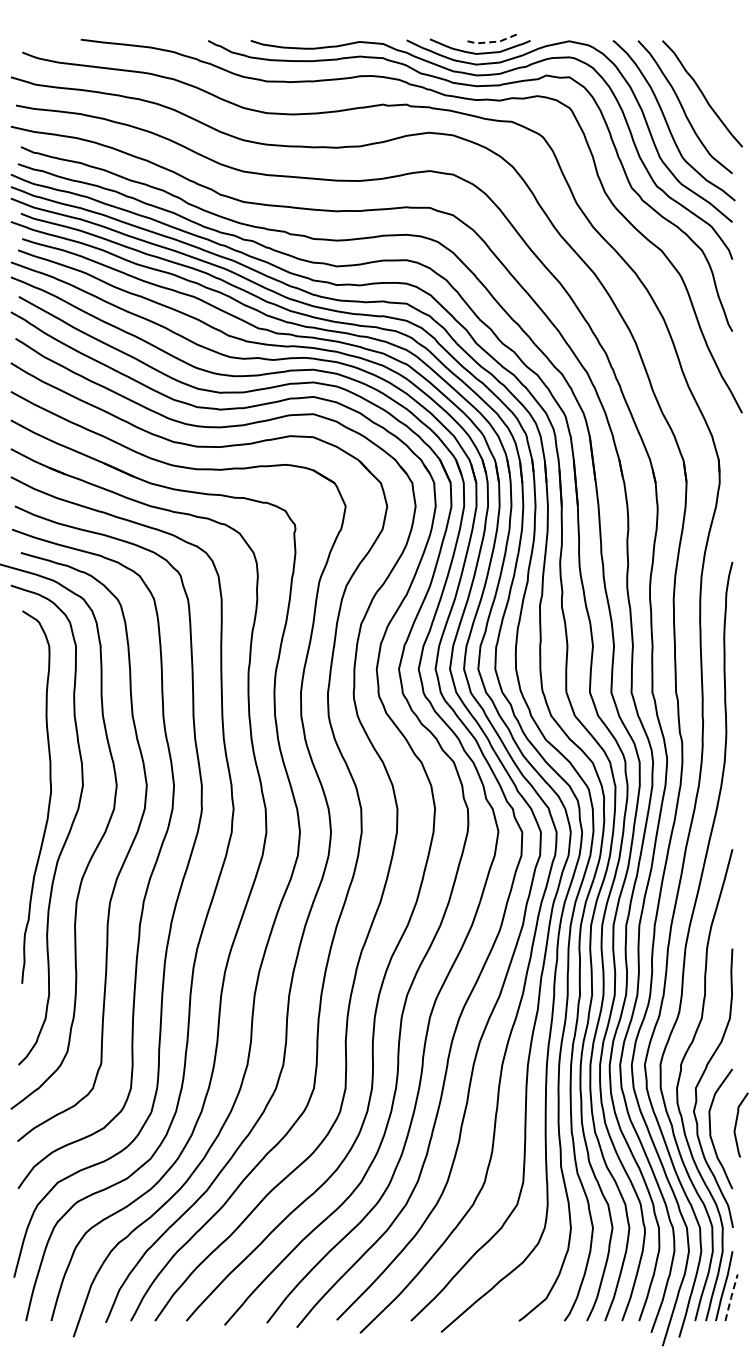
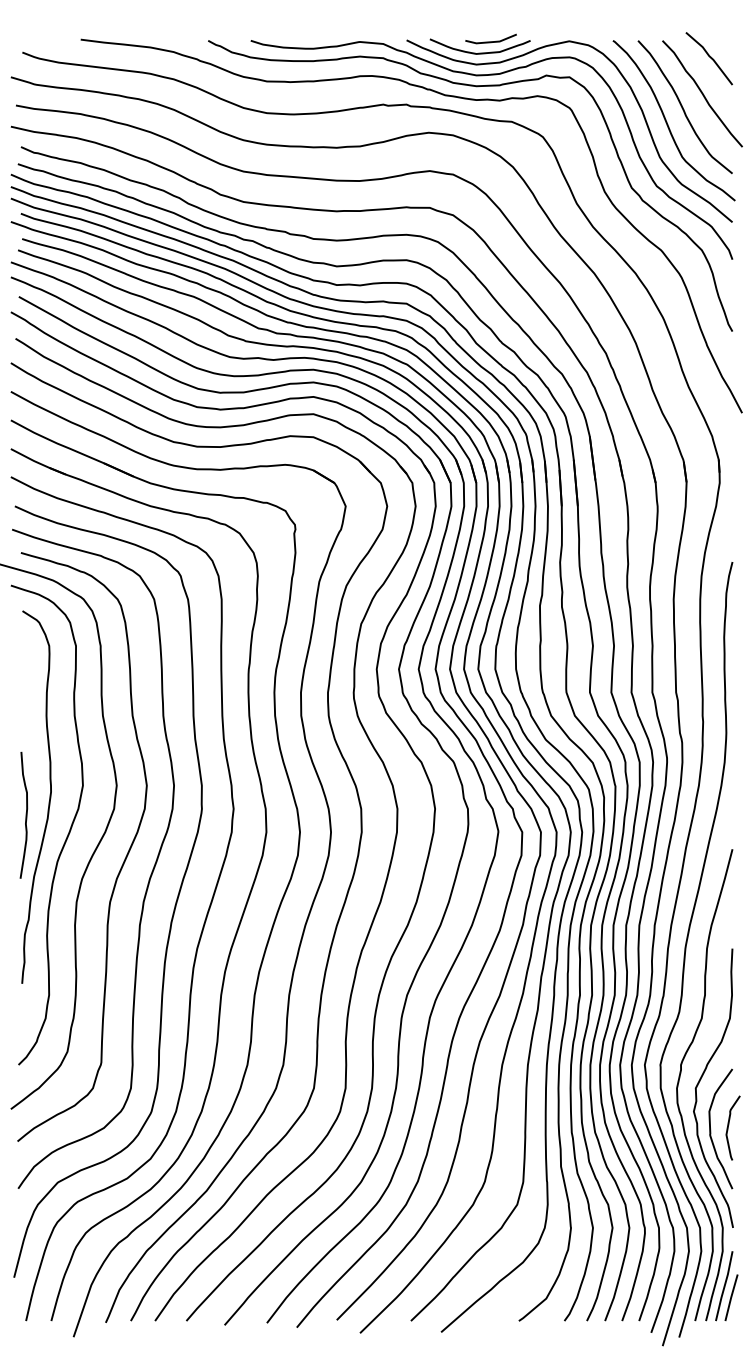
line: dashed -> solid (491, 42)
line: none -> present (709, 57)
curve: none -> present (25, 814)
curve position: (737, 1122) -> (729, 1125) (729, 1125)
line: dashed -> solid (731, 1297)
